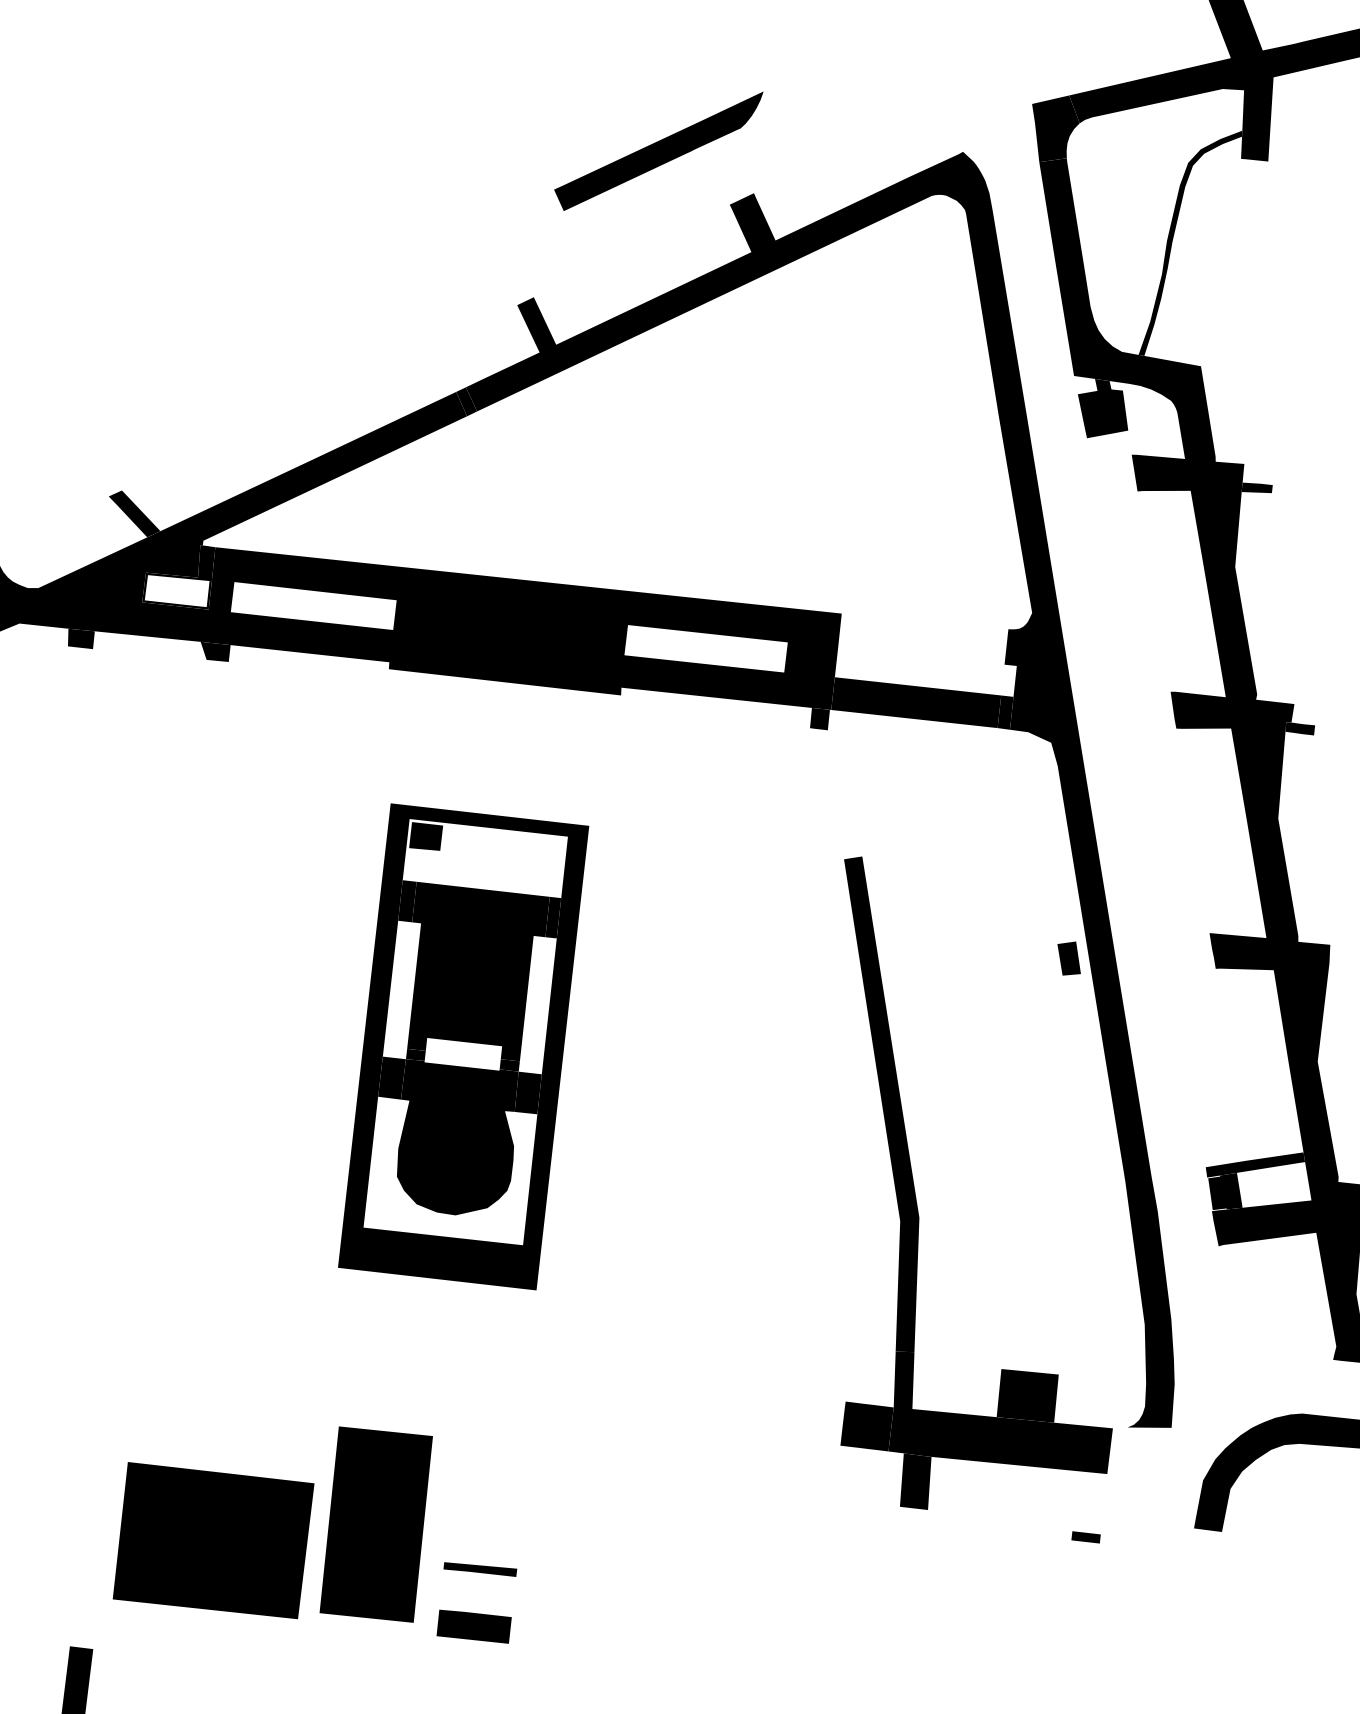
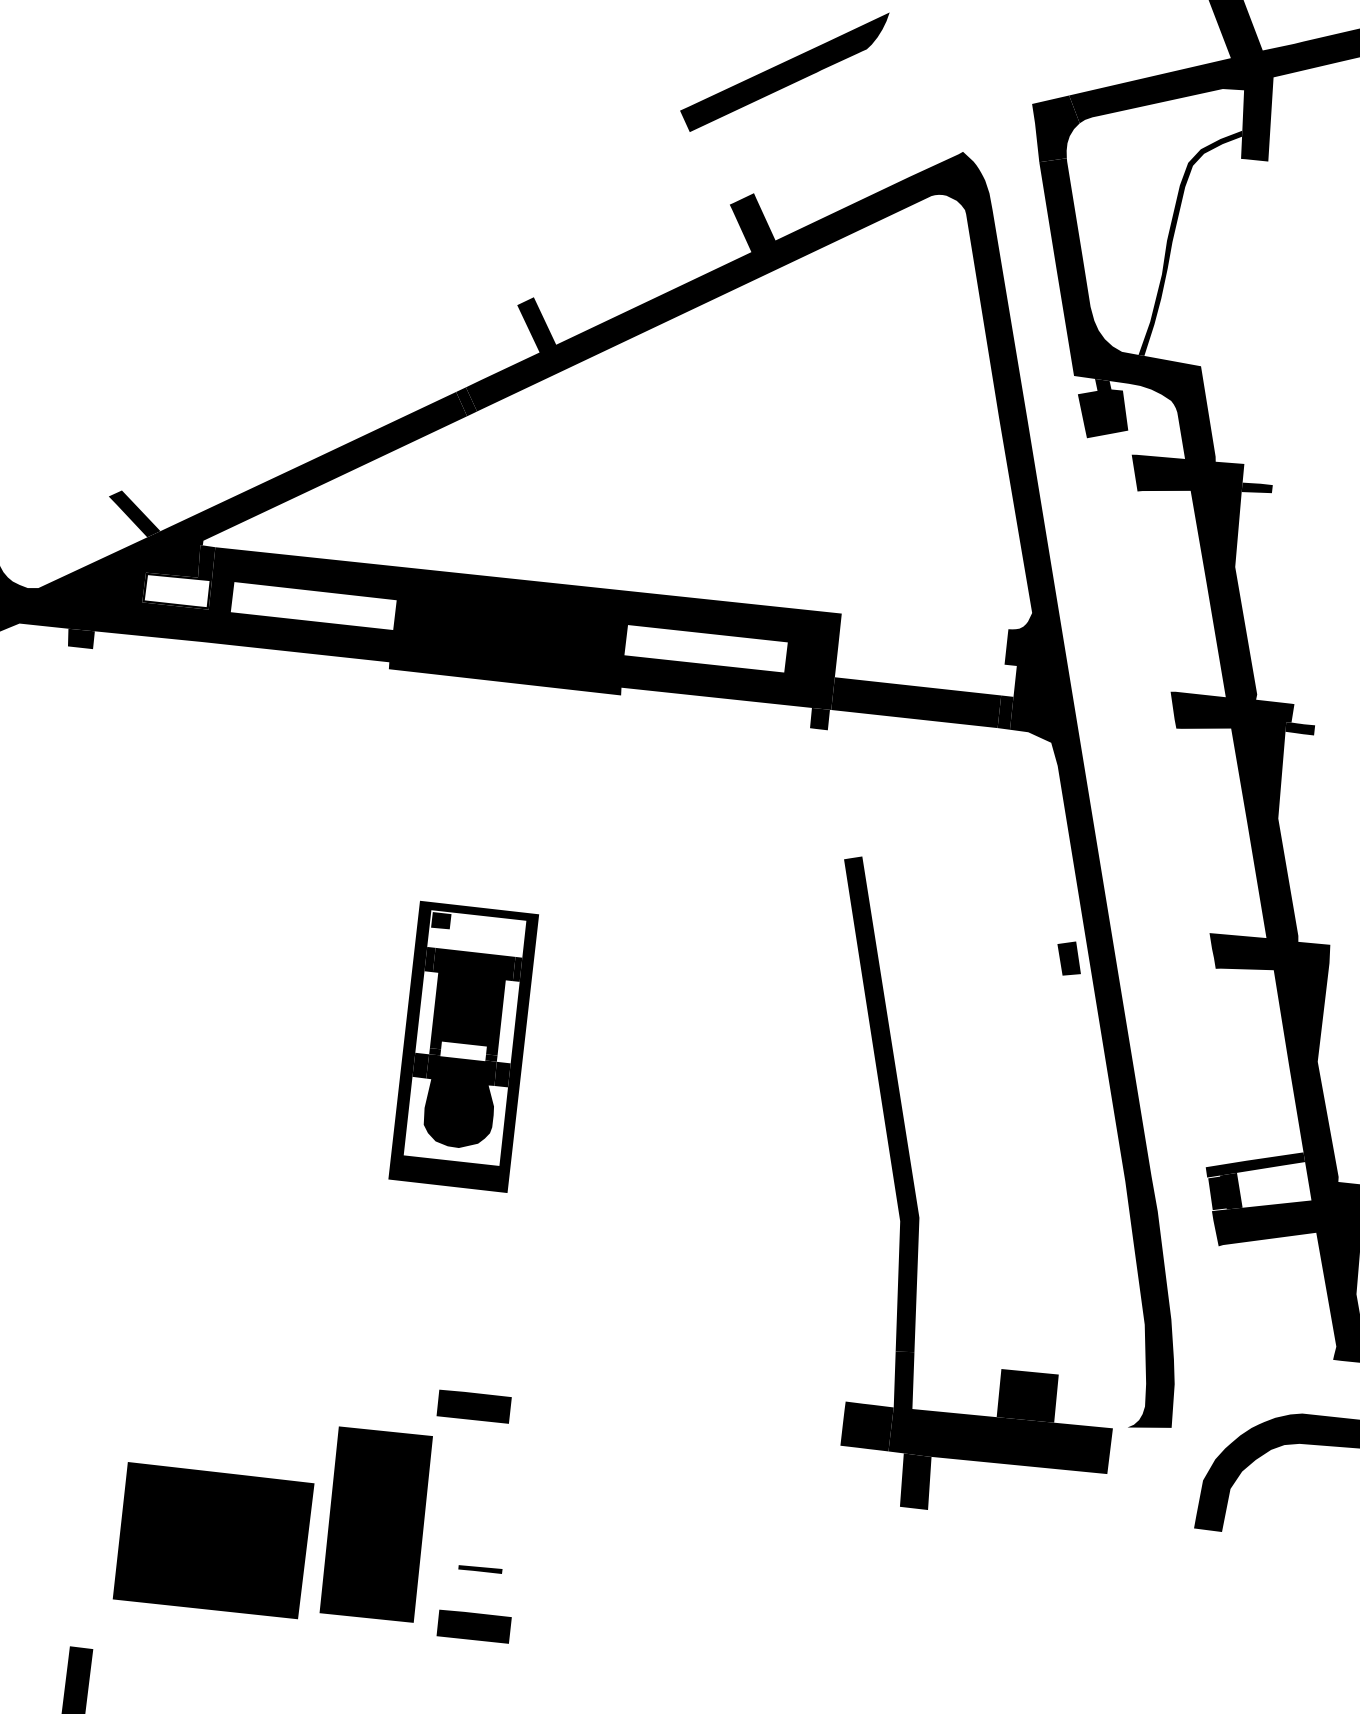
part position: (658, 150) -> (784, 71) (784, 71)
fill: present -> none (215, 651)
part size: 252x488 px -> 151x293 px (463, 1046)
part: none -> present (473, 1406)
fill: present -> none (1085, 1537)
part size: 75x15 px -> 45x9 px (480, 1569)
